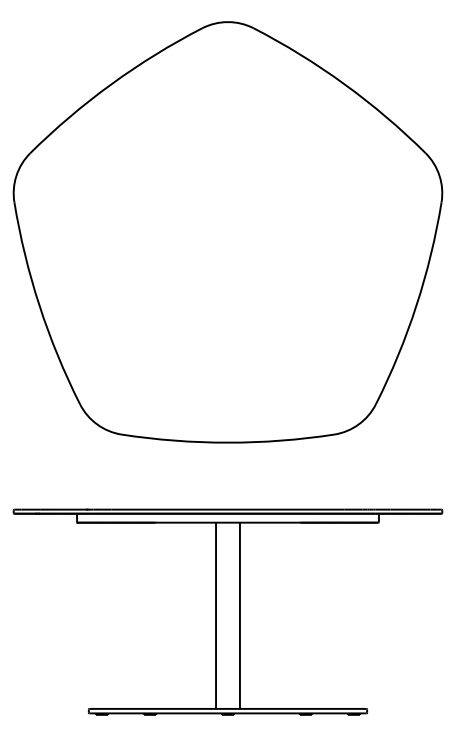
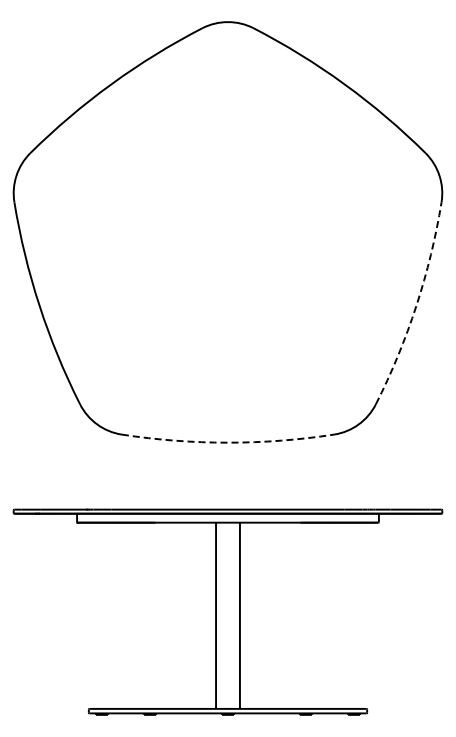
arc: solid -> dashed (416, 305)
arc: solid -> dashed (228, 442)
